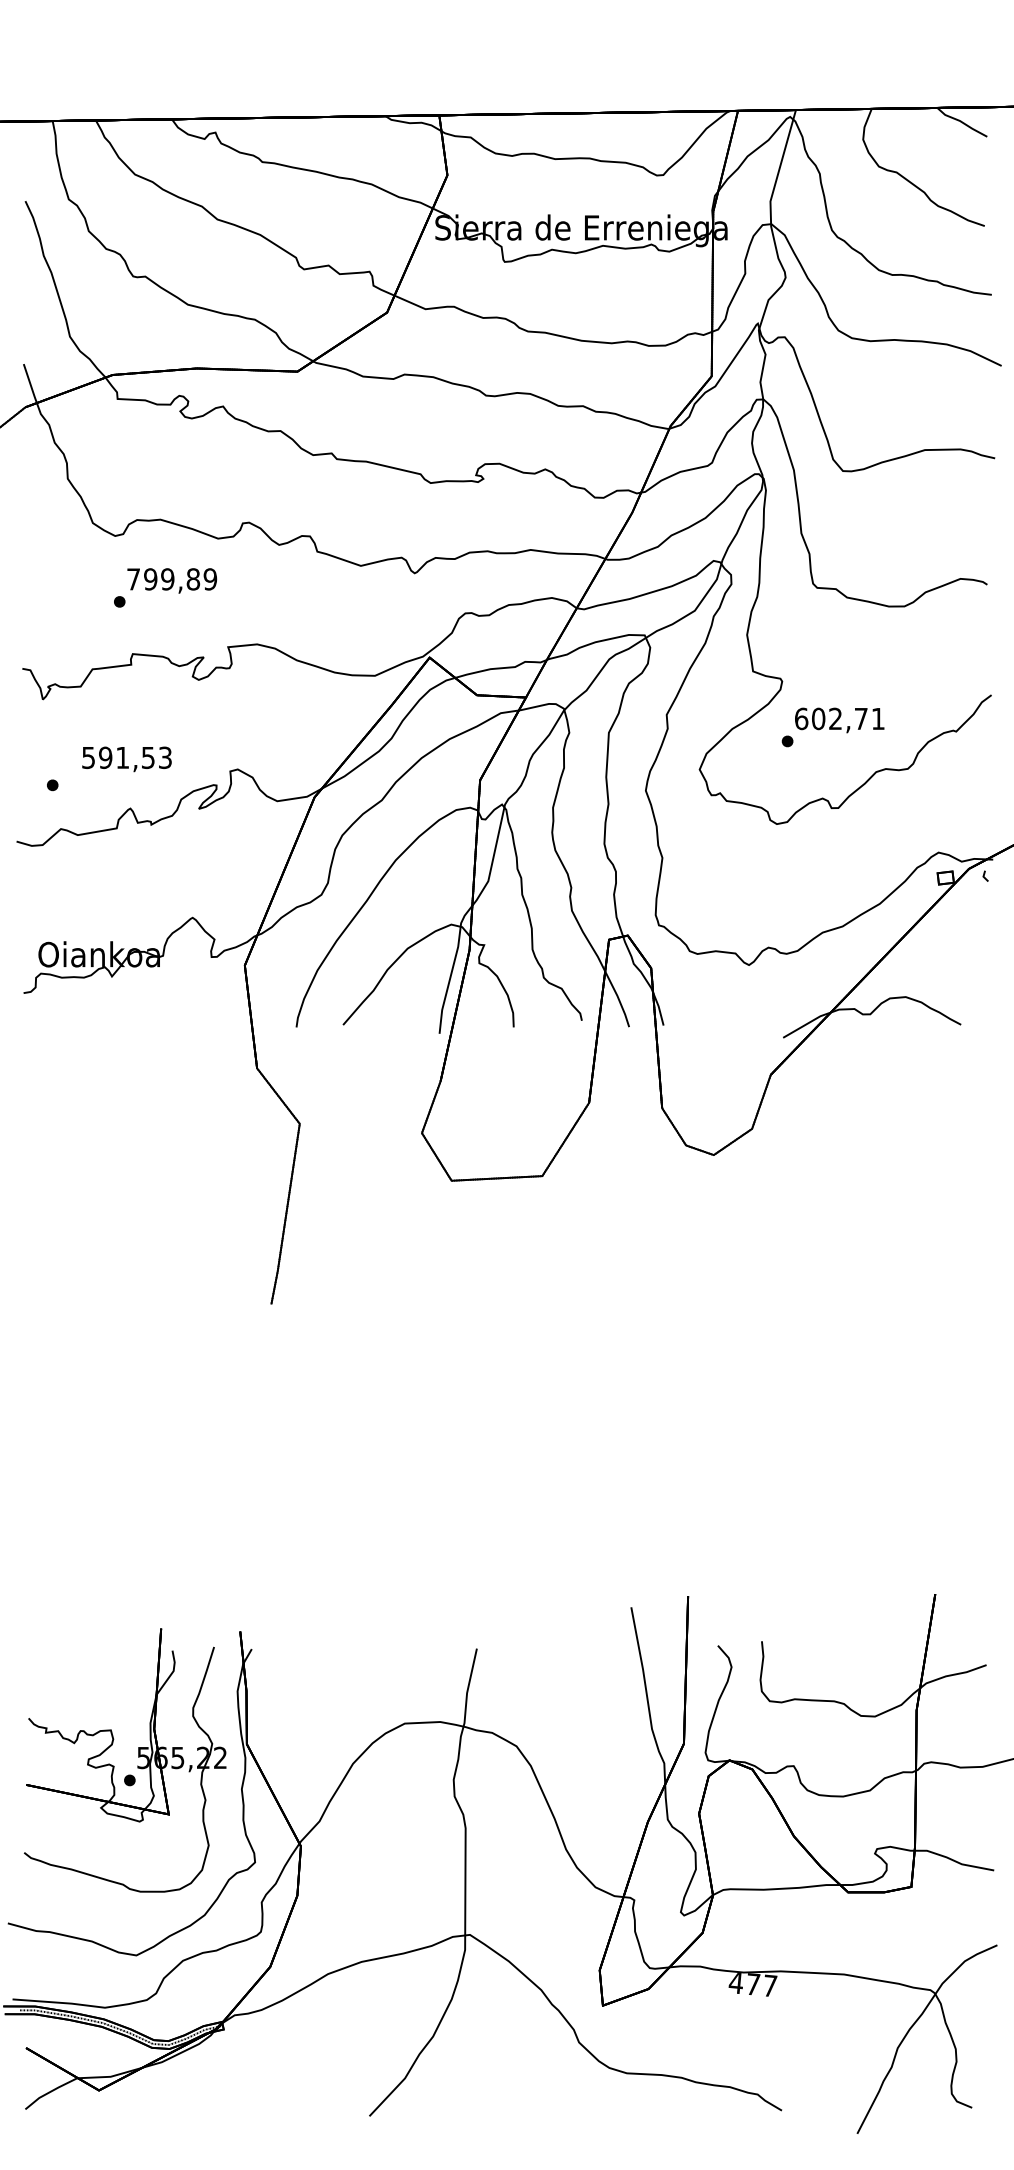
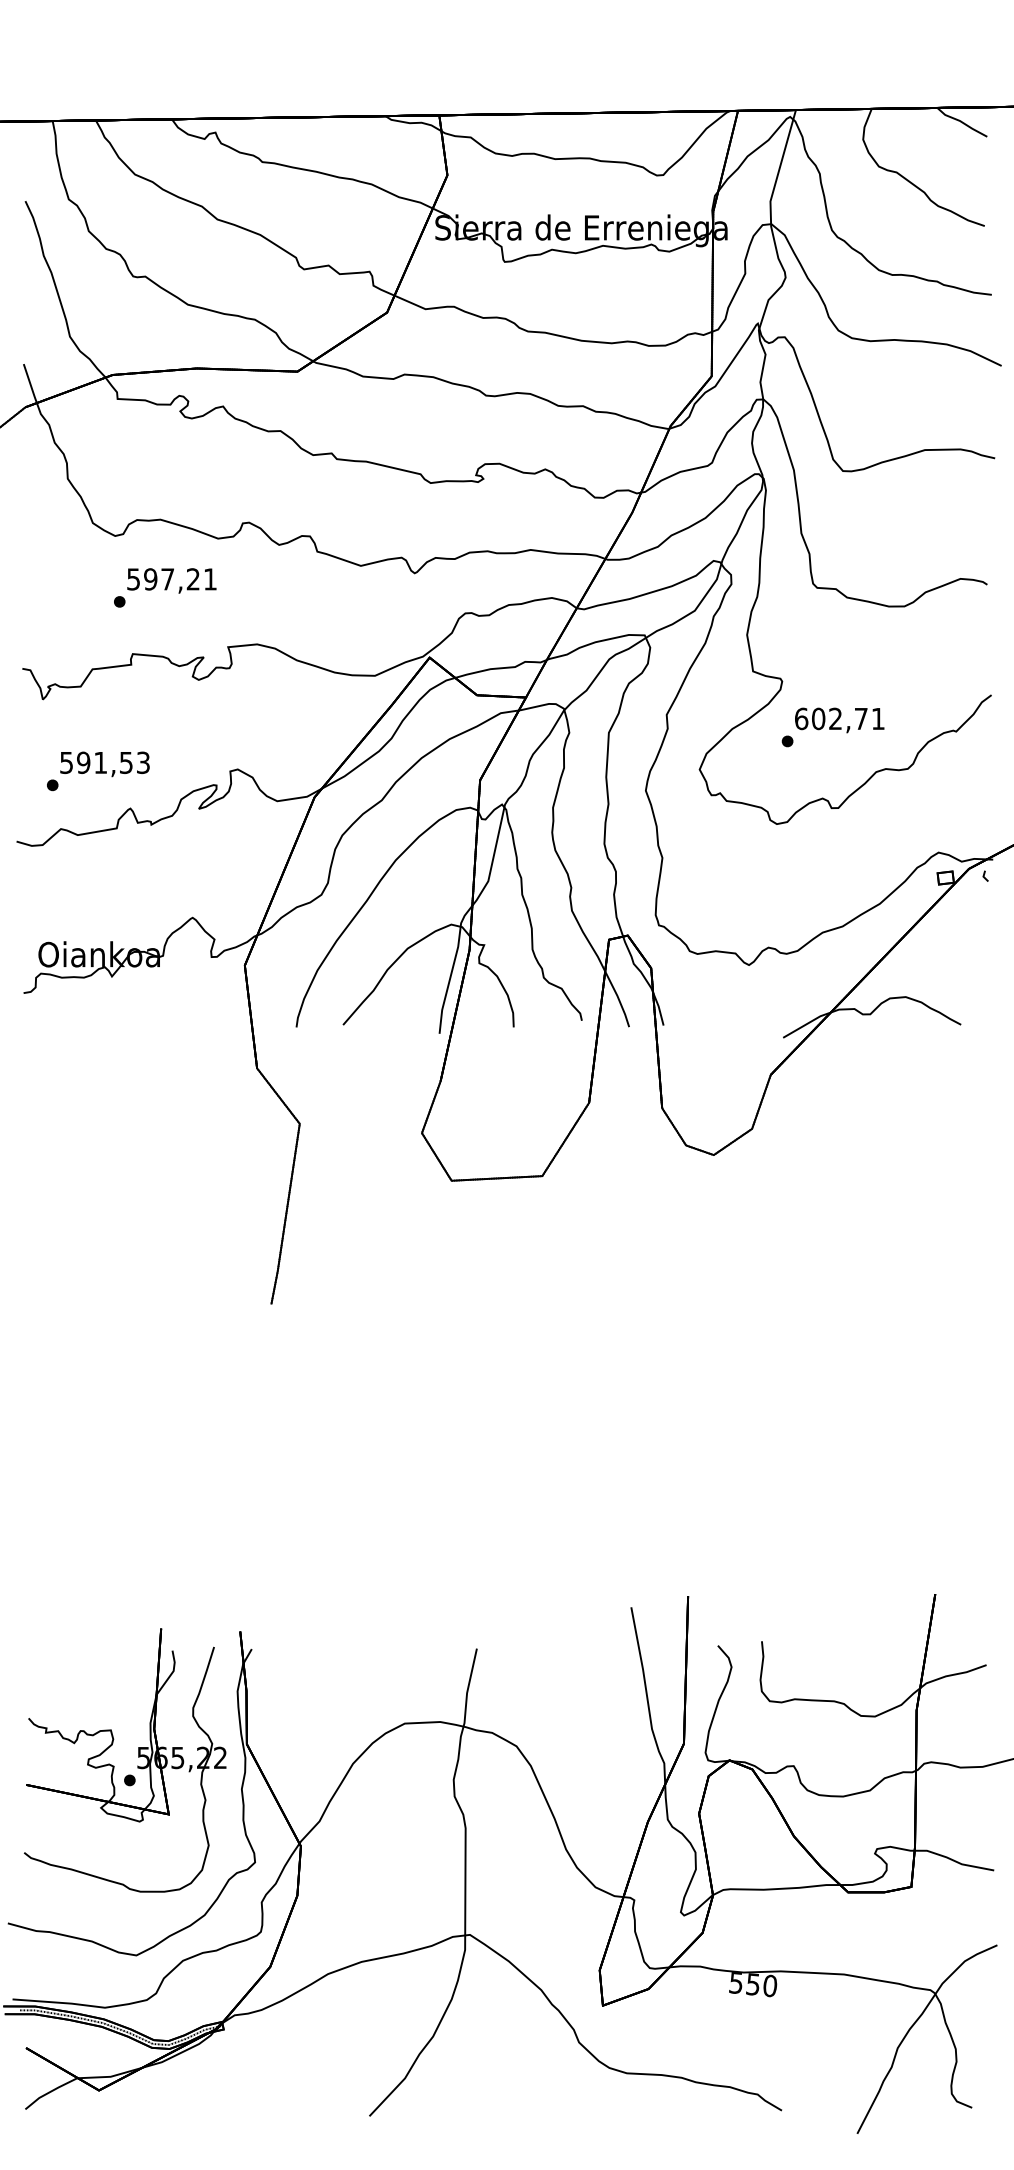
text: 799,89 -> 597,21 (172, 579)
text position: (126, 759) -> (104, 764) (104, 764)
text: 477 -> 550 (752, 1984)
